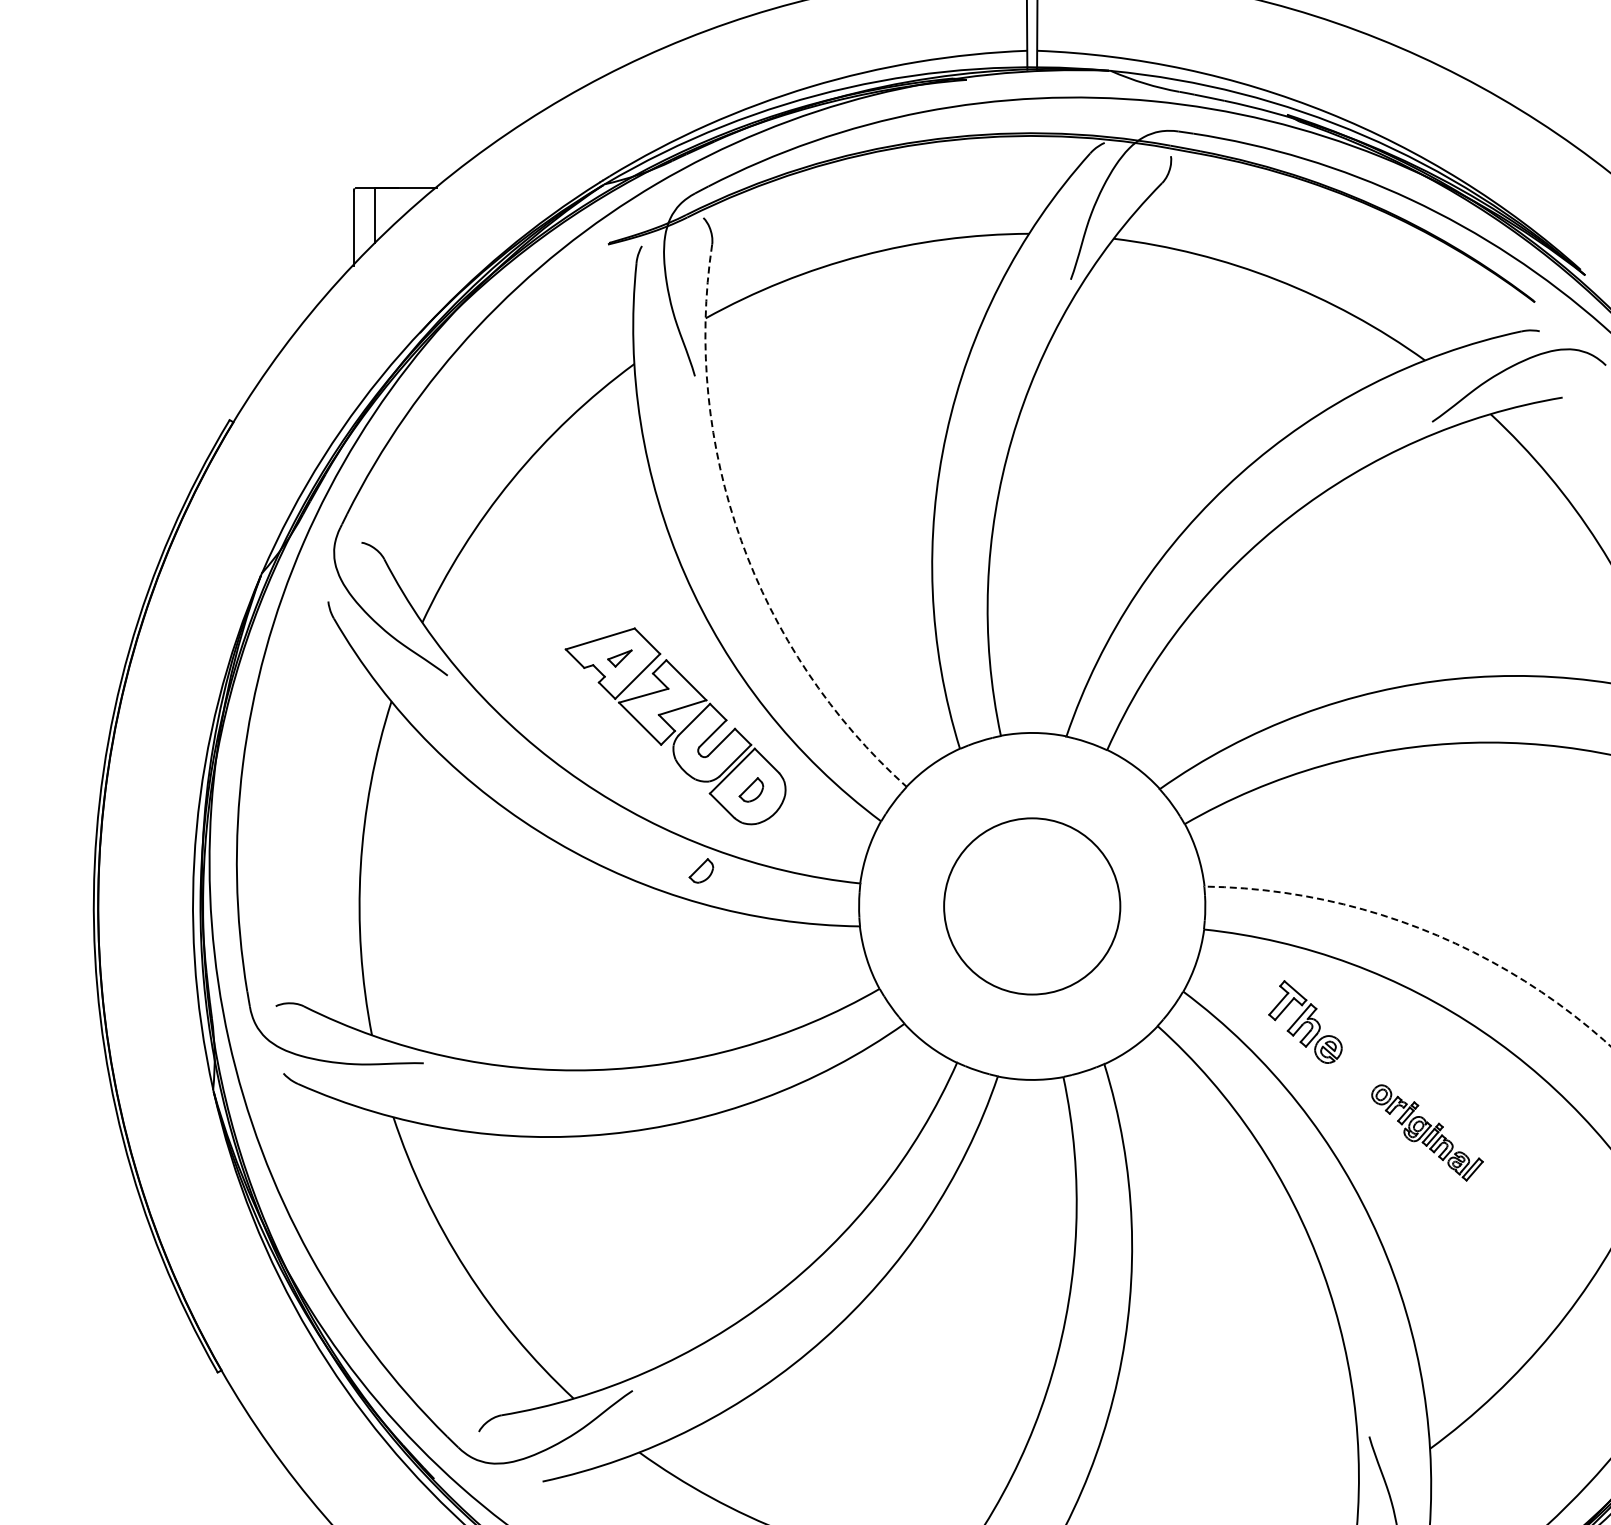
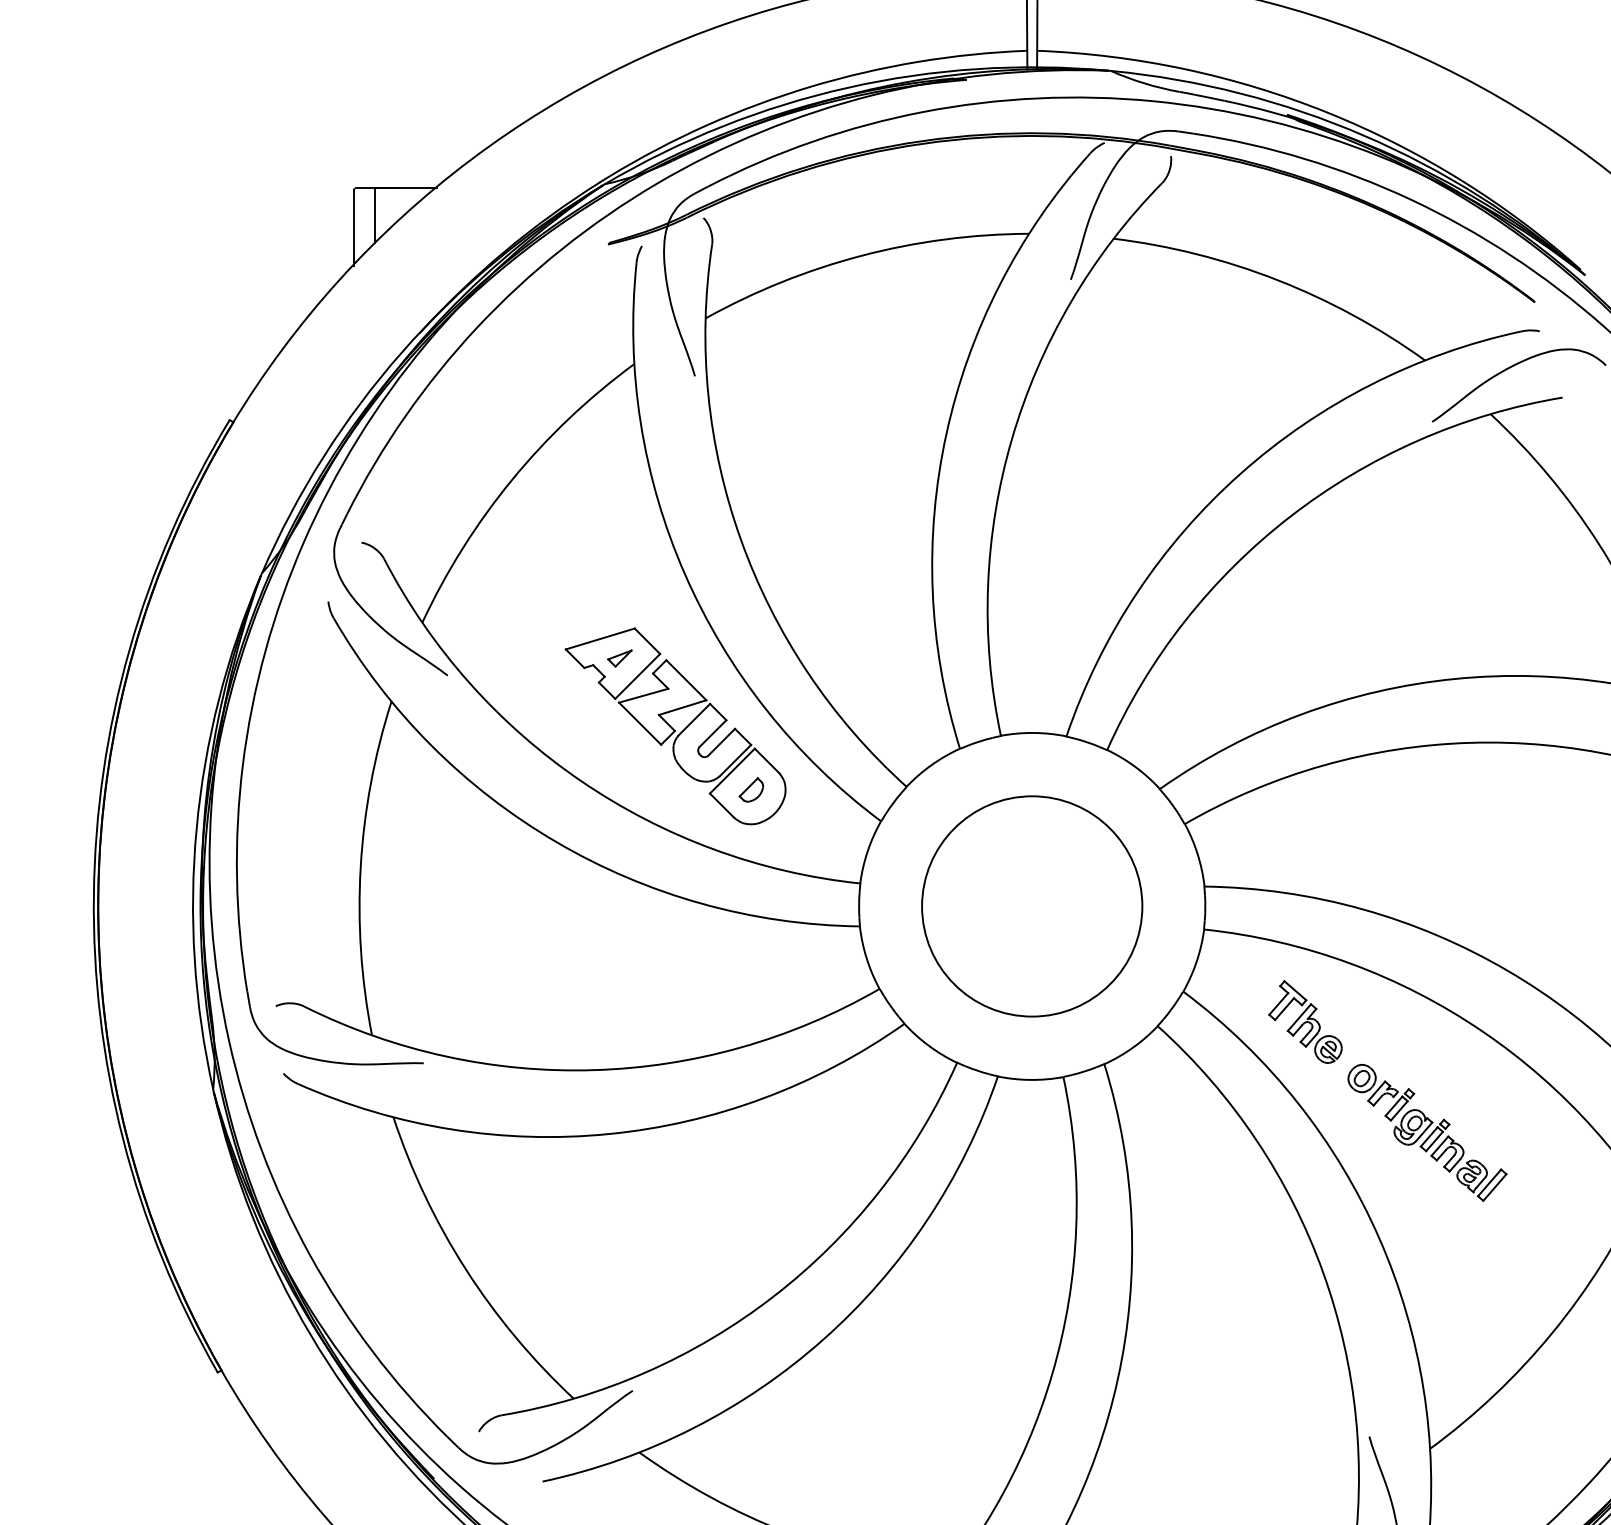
arc: dashed -> solid (741, 540)
part: present -> none (701, 870)
circle diameter: 176 px -> 220 px (1032, 906)
arc: dashed -> solid (1421, 928)
part size: 113x98 px -> 161x138 px (1427, 1132)
